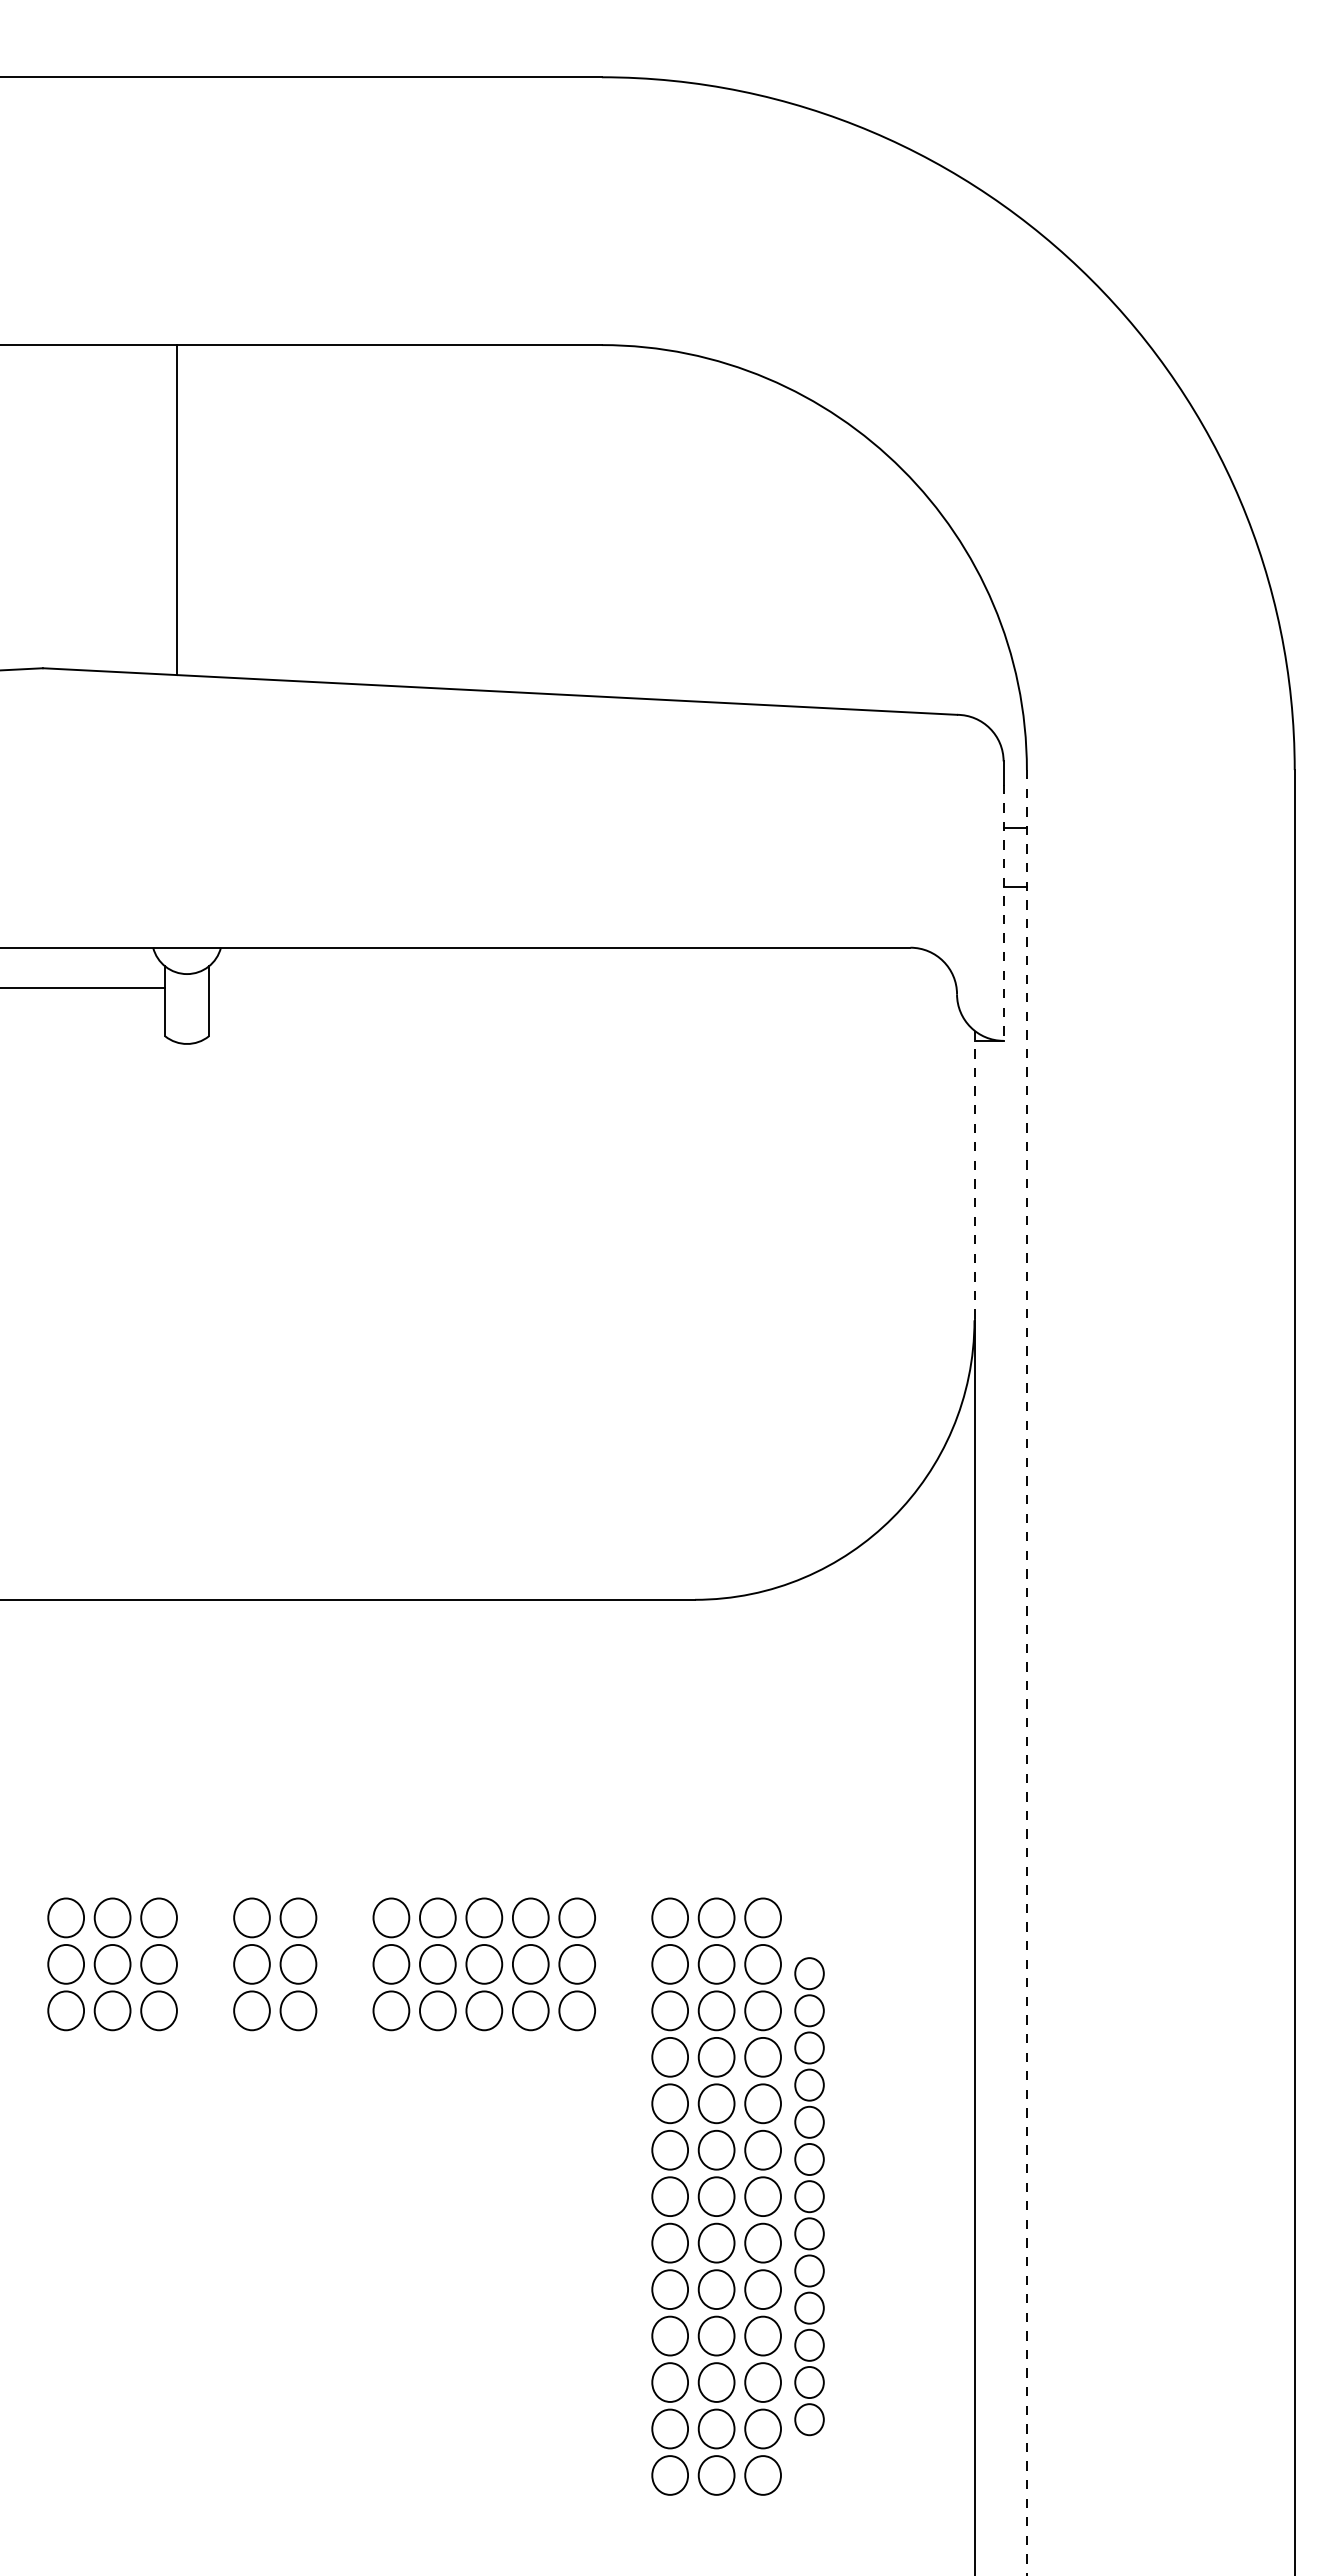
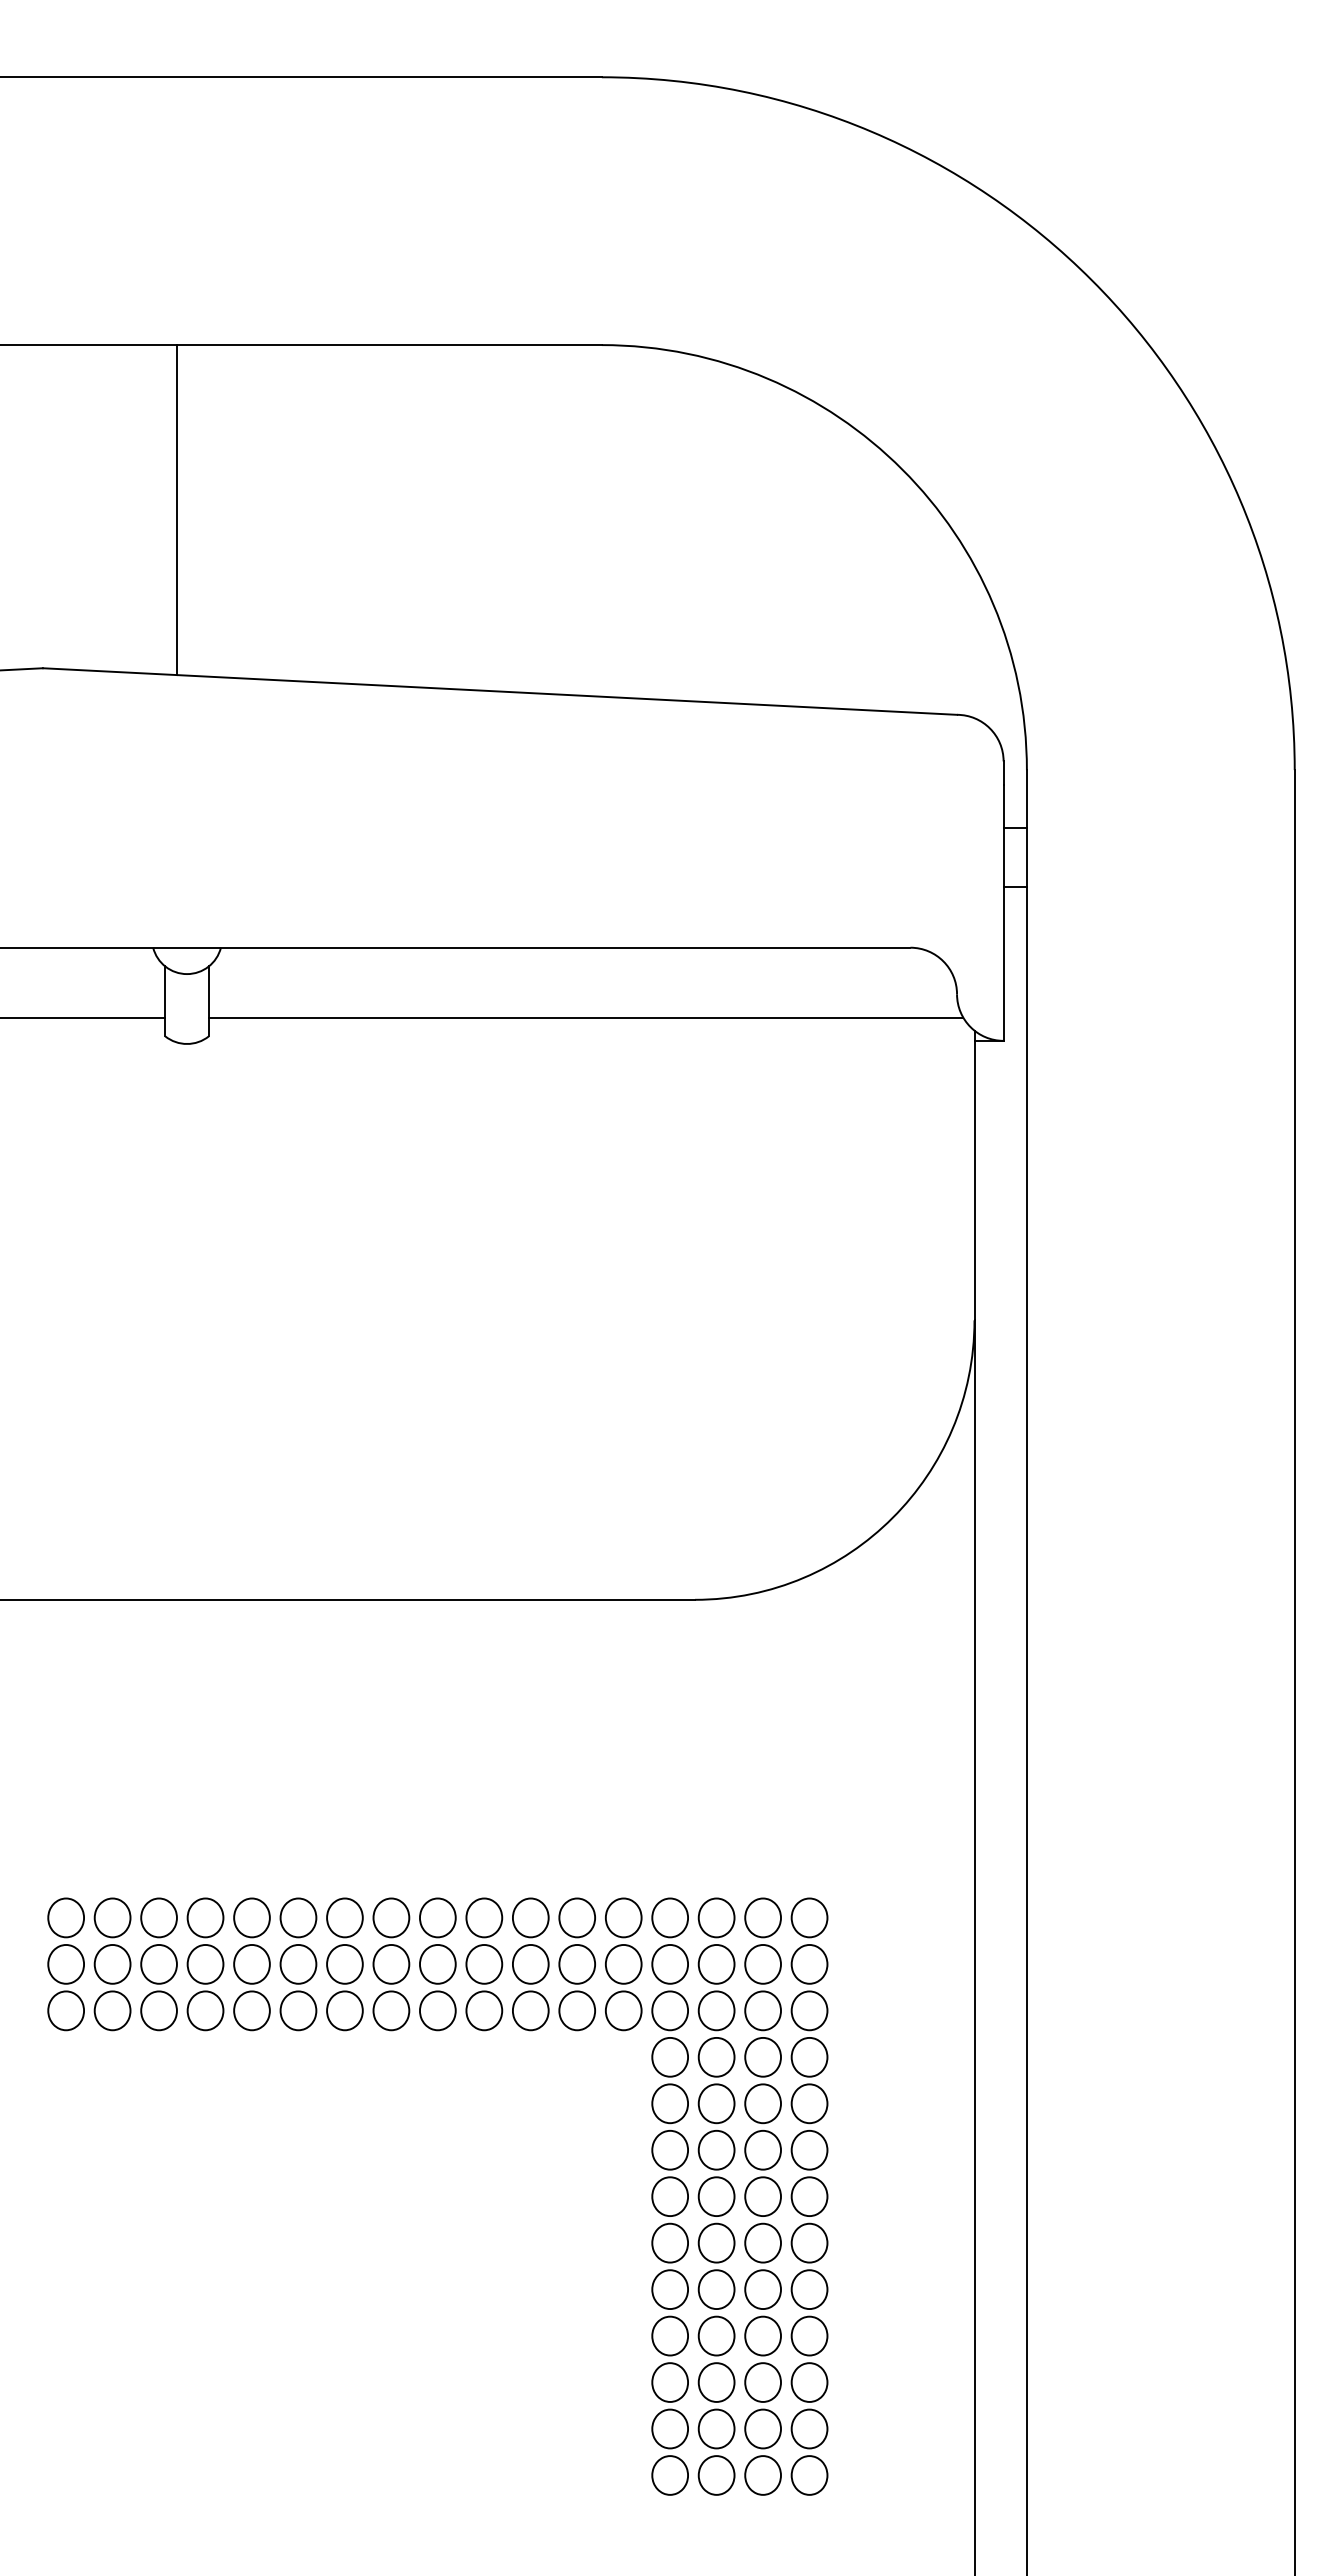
line: dashed -> solid (1003, 913)
line position: (83, 987) -> (83, 1017) (83, 1017)
line: none -> present (585, 1017)
line: dashed -> solid (974, 1175)
line: dashed -> solid (1026, 1673)
part: none -> present (205, 1964)
part: none -> present (344, 1964)
part: none -> present (623, 1964)
part size: 31x480 px -> 39x599 px (809, 2196)
